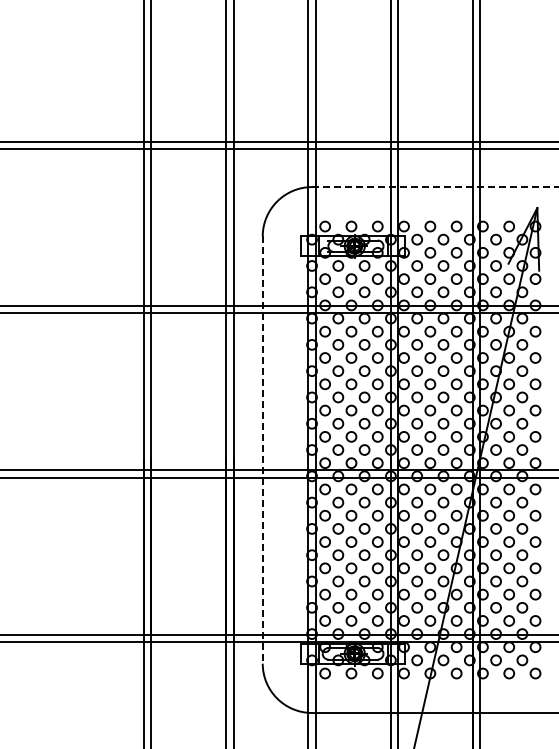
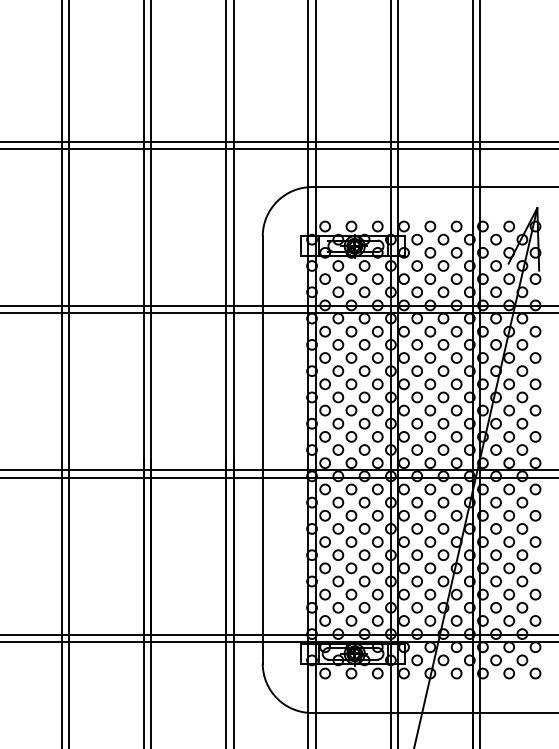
line: dashed -> solid (435, 187)
line: none -> present (61, 373)
line: none -> present (69, 373)
line: dashed -> solid (262, 450)
